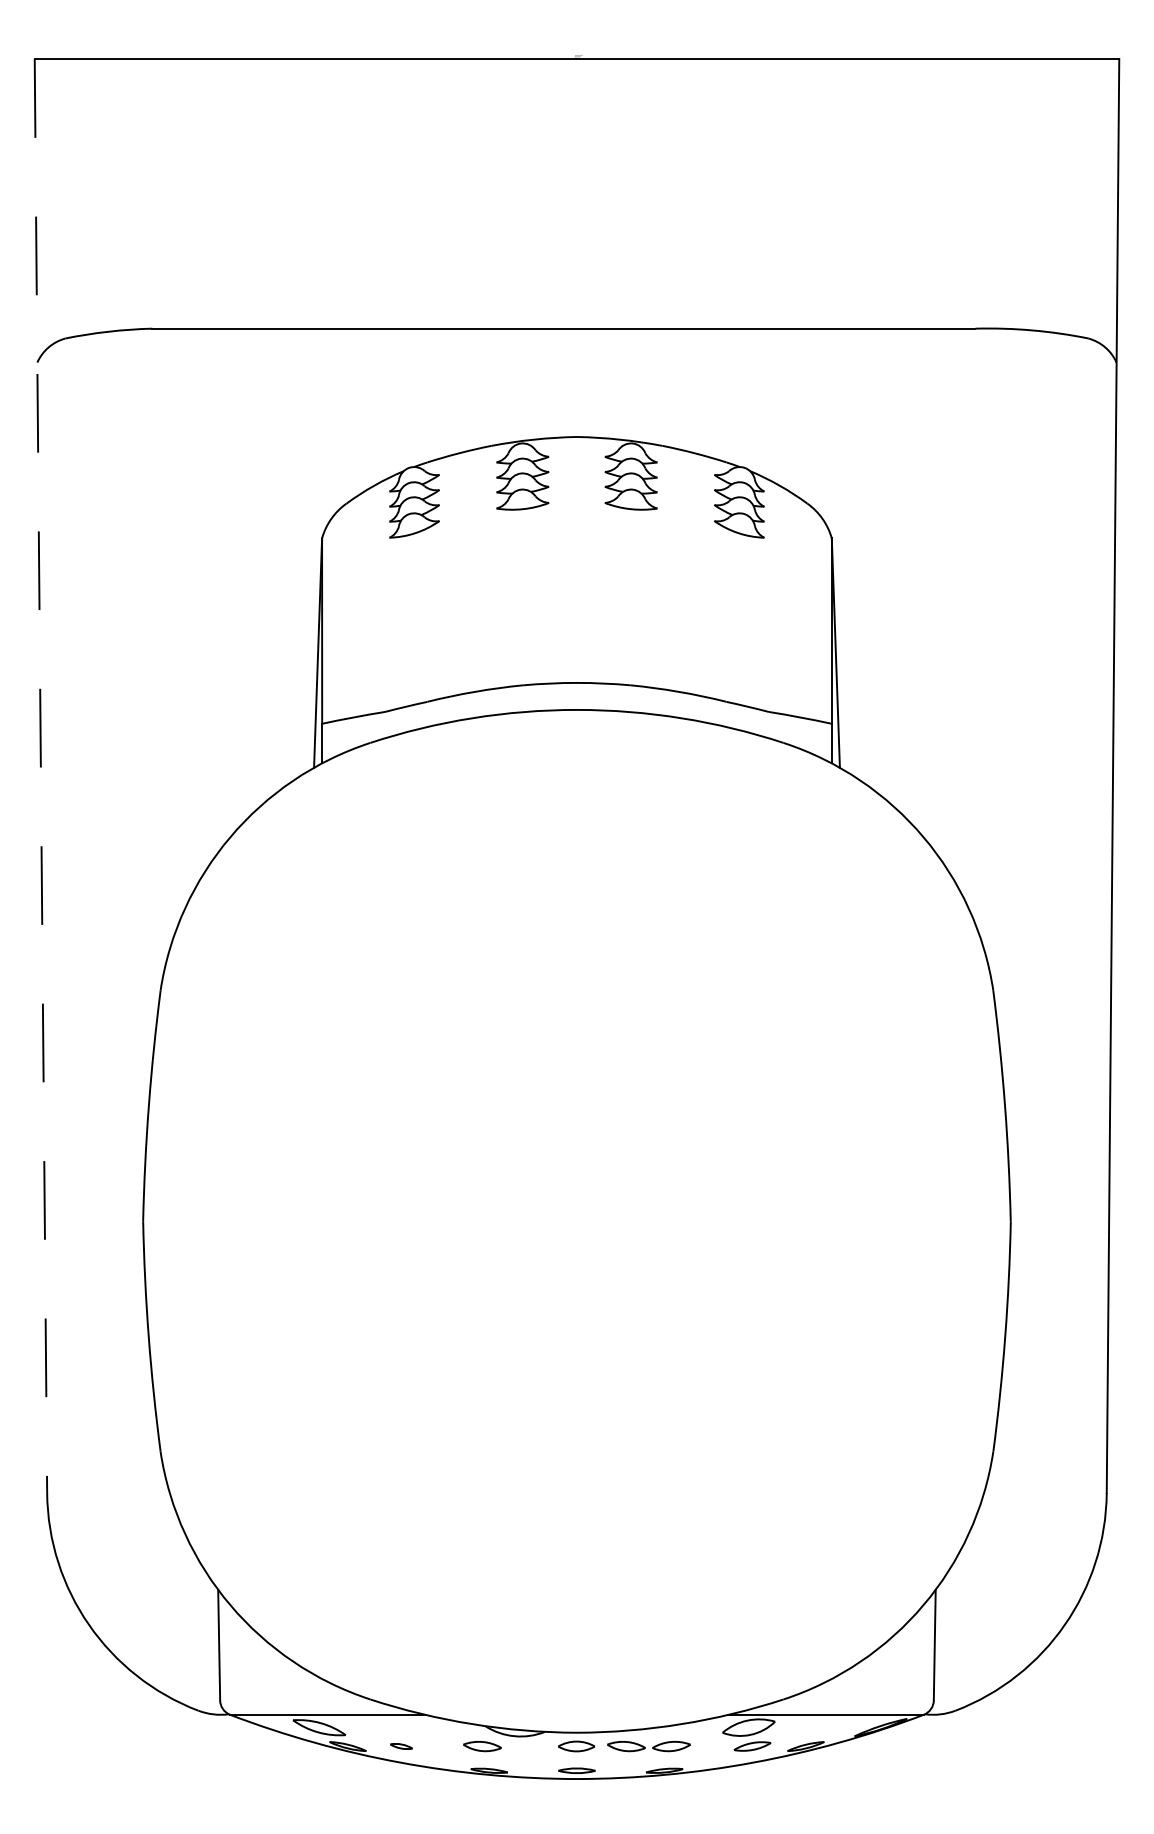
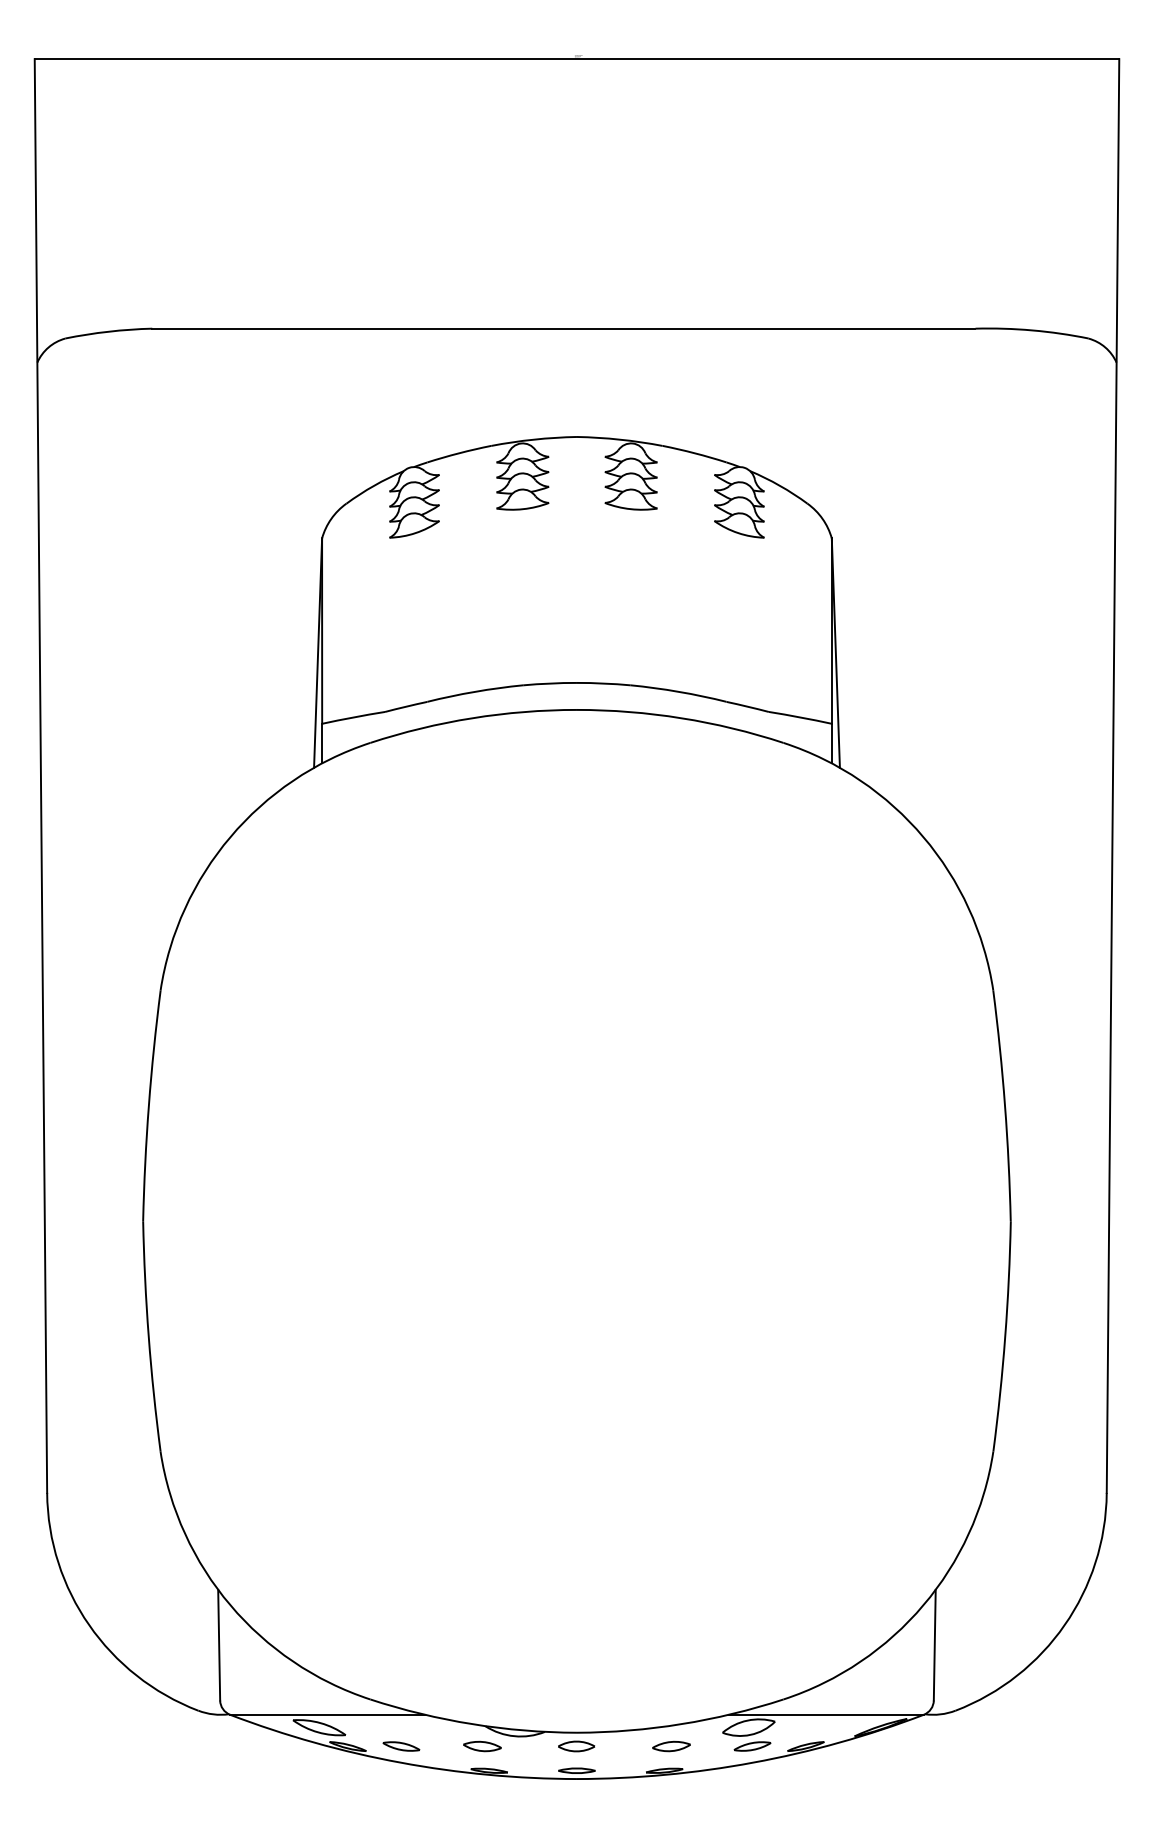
line: dashed -> solid (40, 776)
part size: 23x7 px -> 39x11 px (401, 1746)
part: present -> none (626, 1746)
